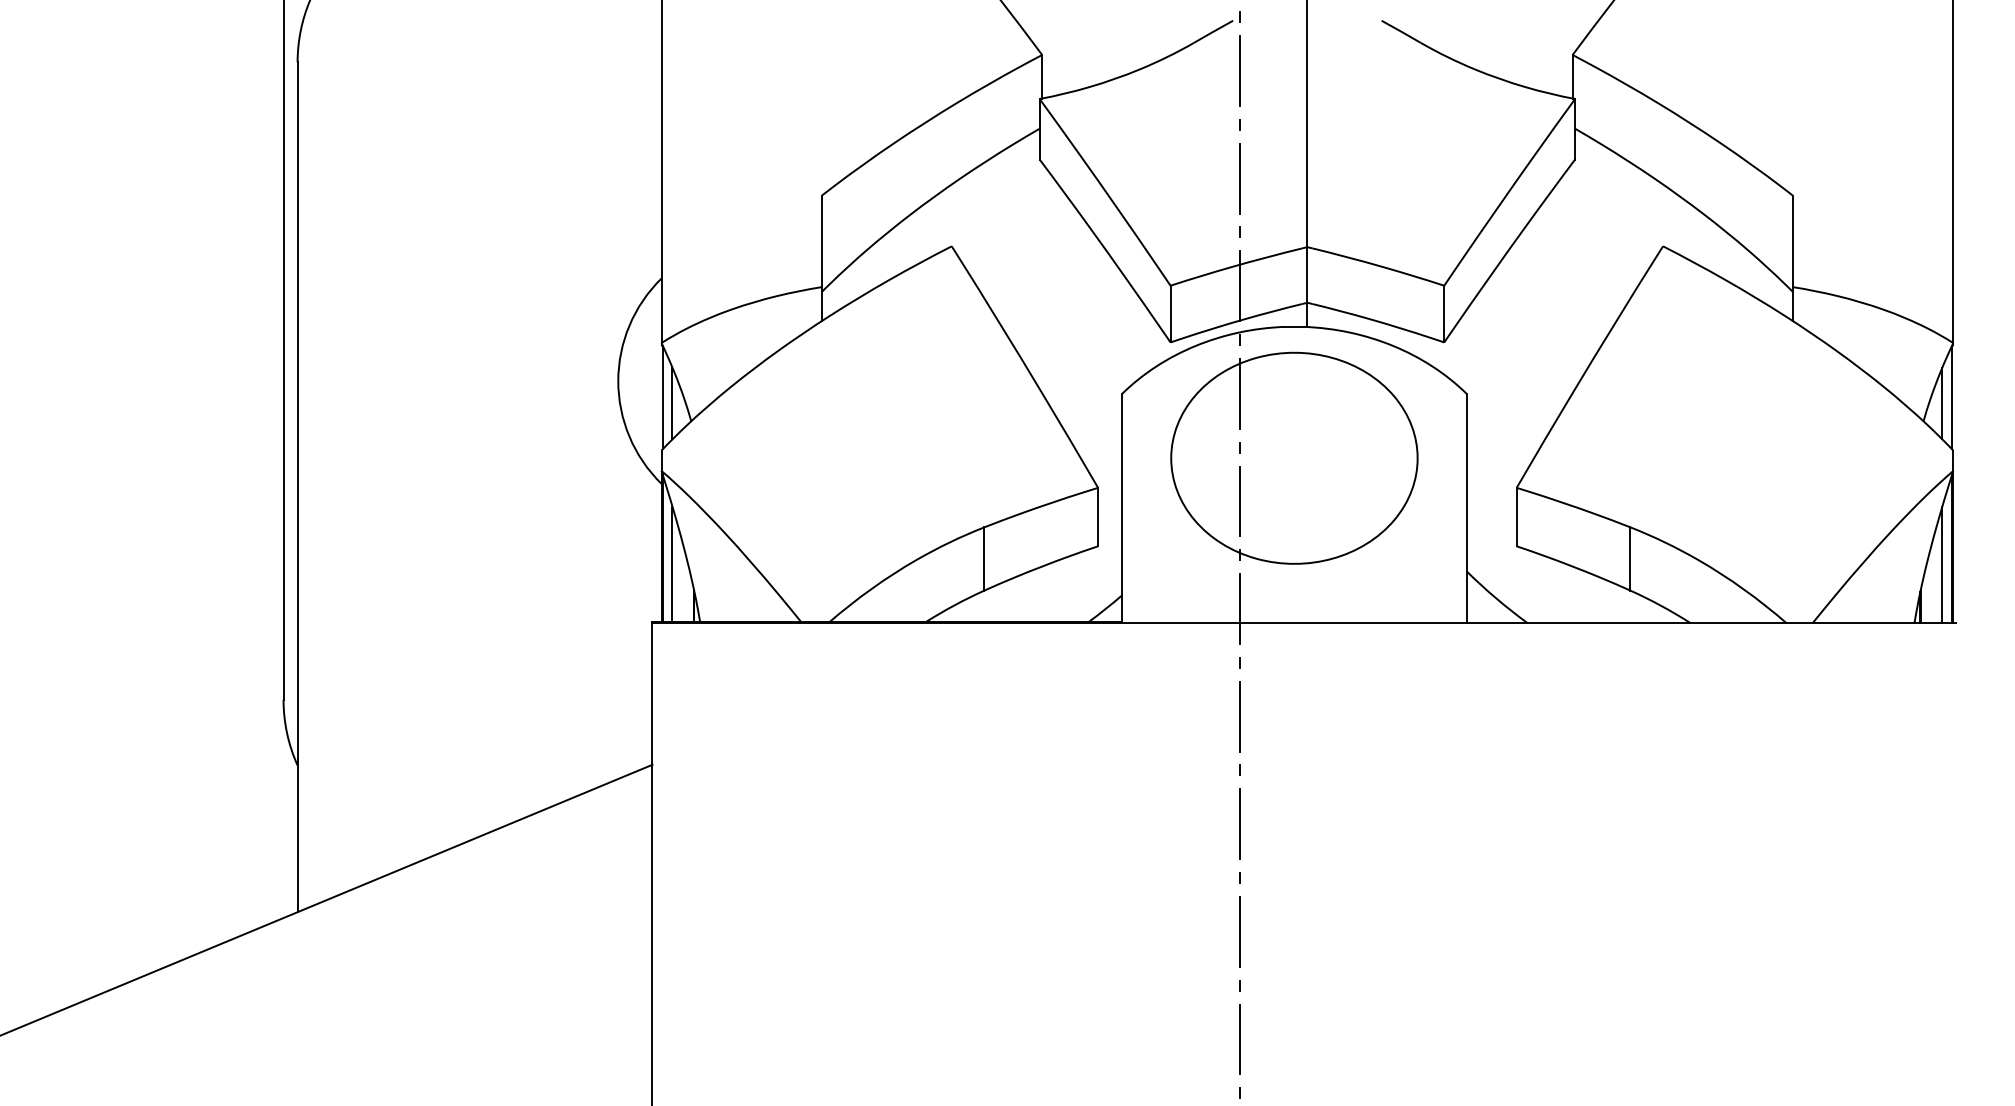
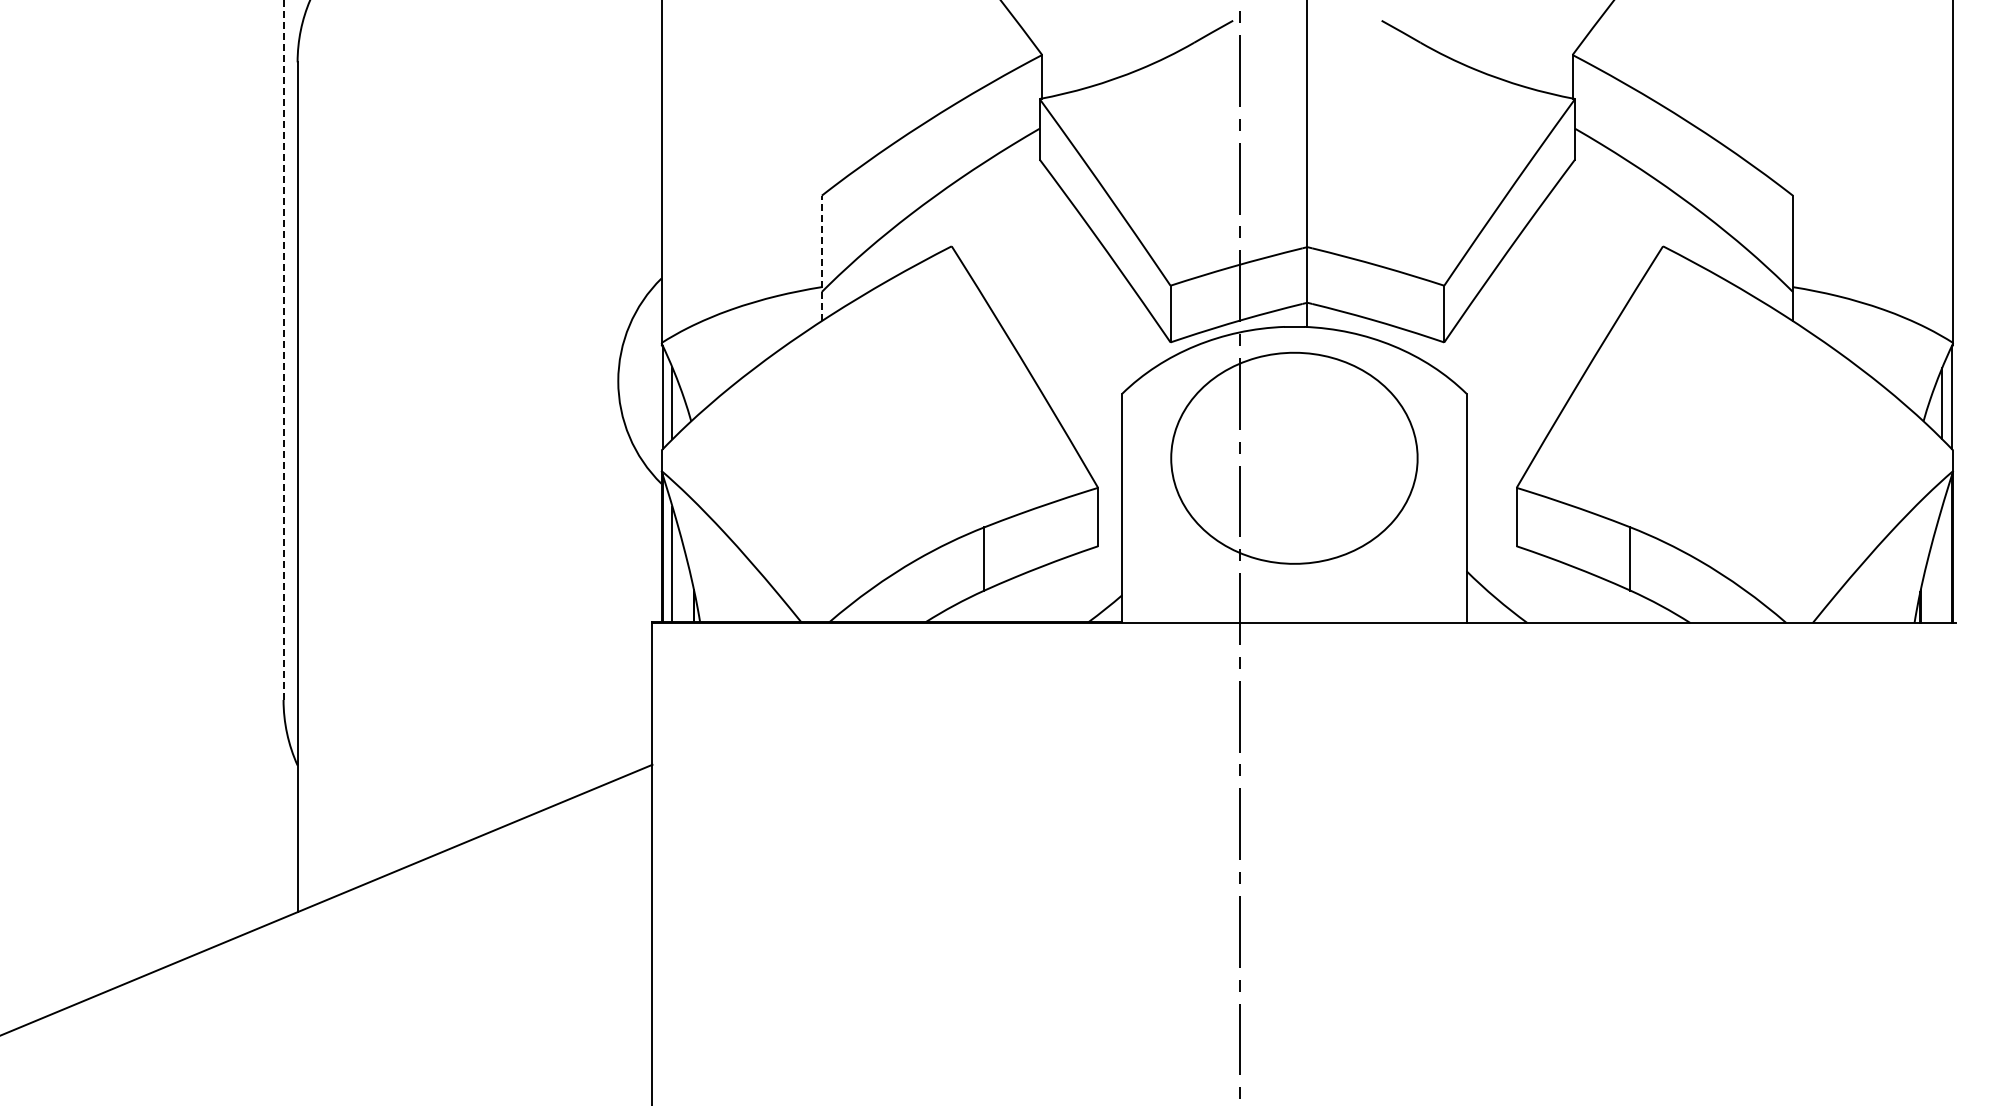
line: solid -> dashed (821, 258)
line: solid -> dashed (283, 350)
line: present -> none (1942, 564)
